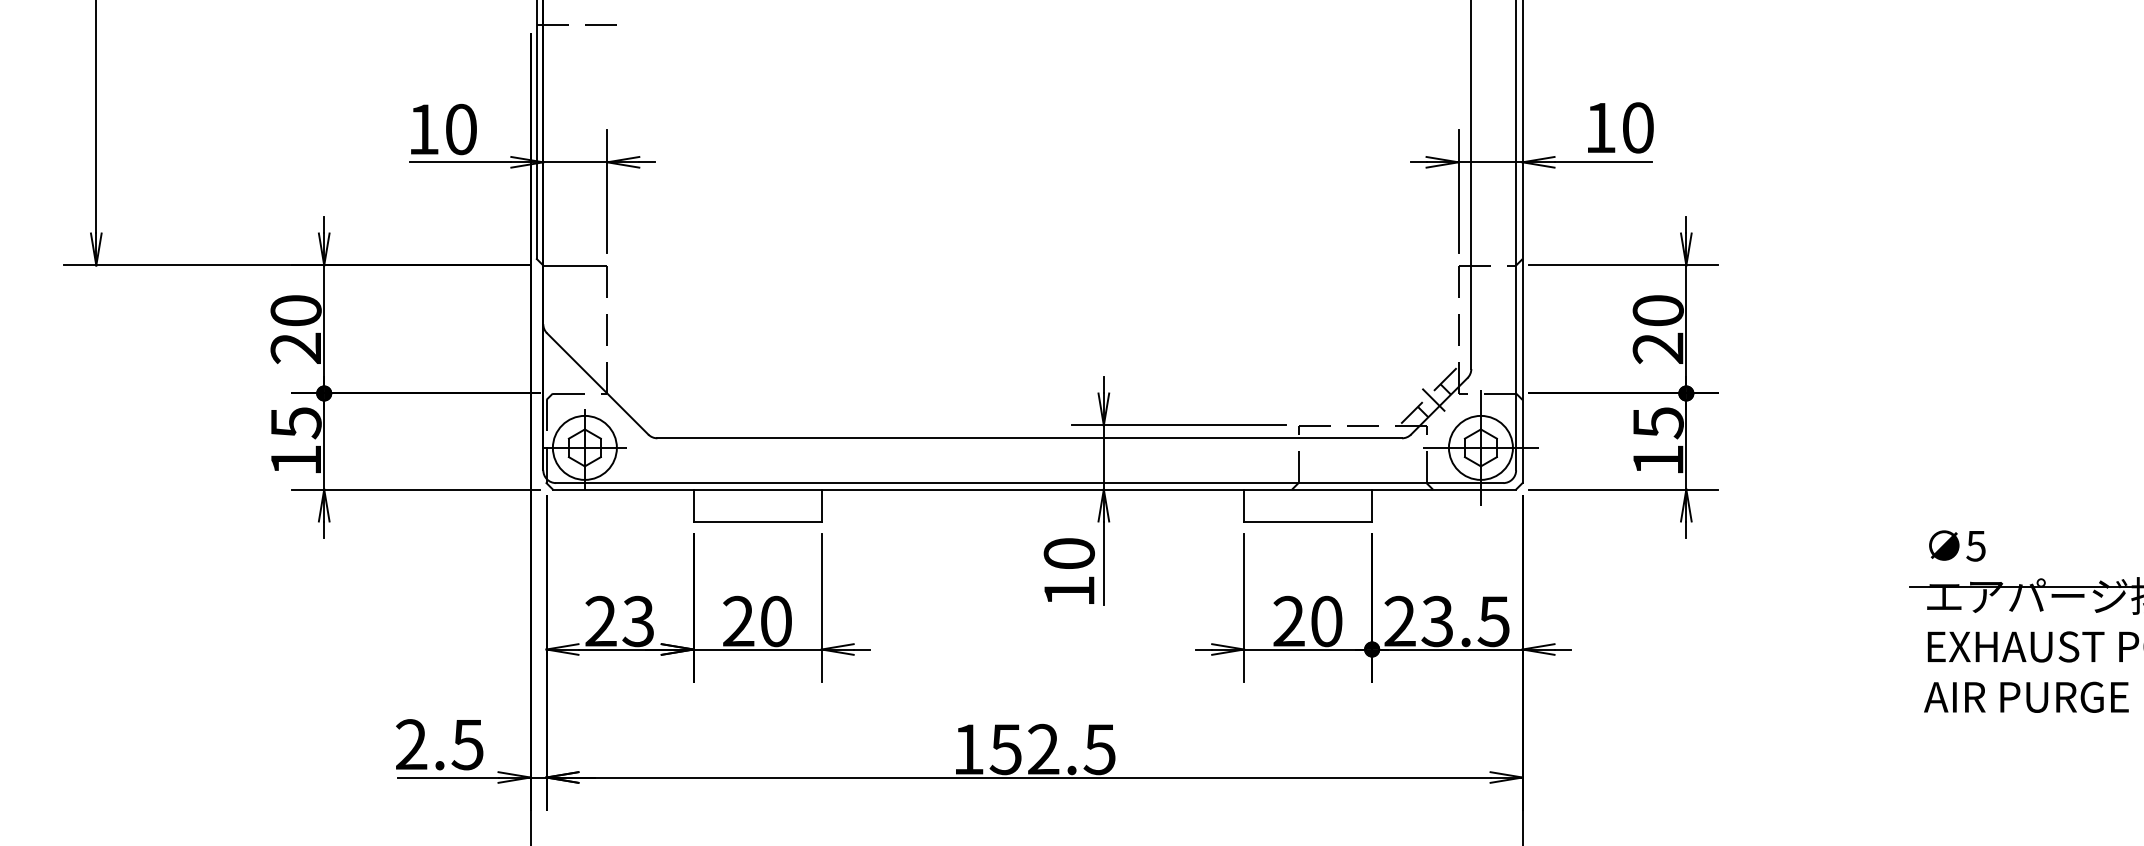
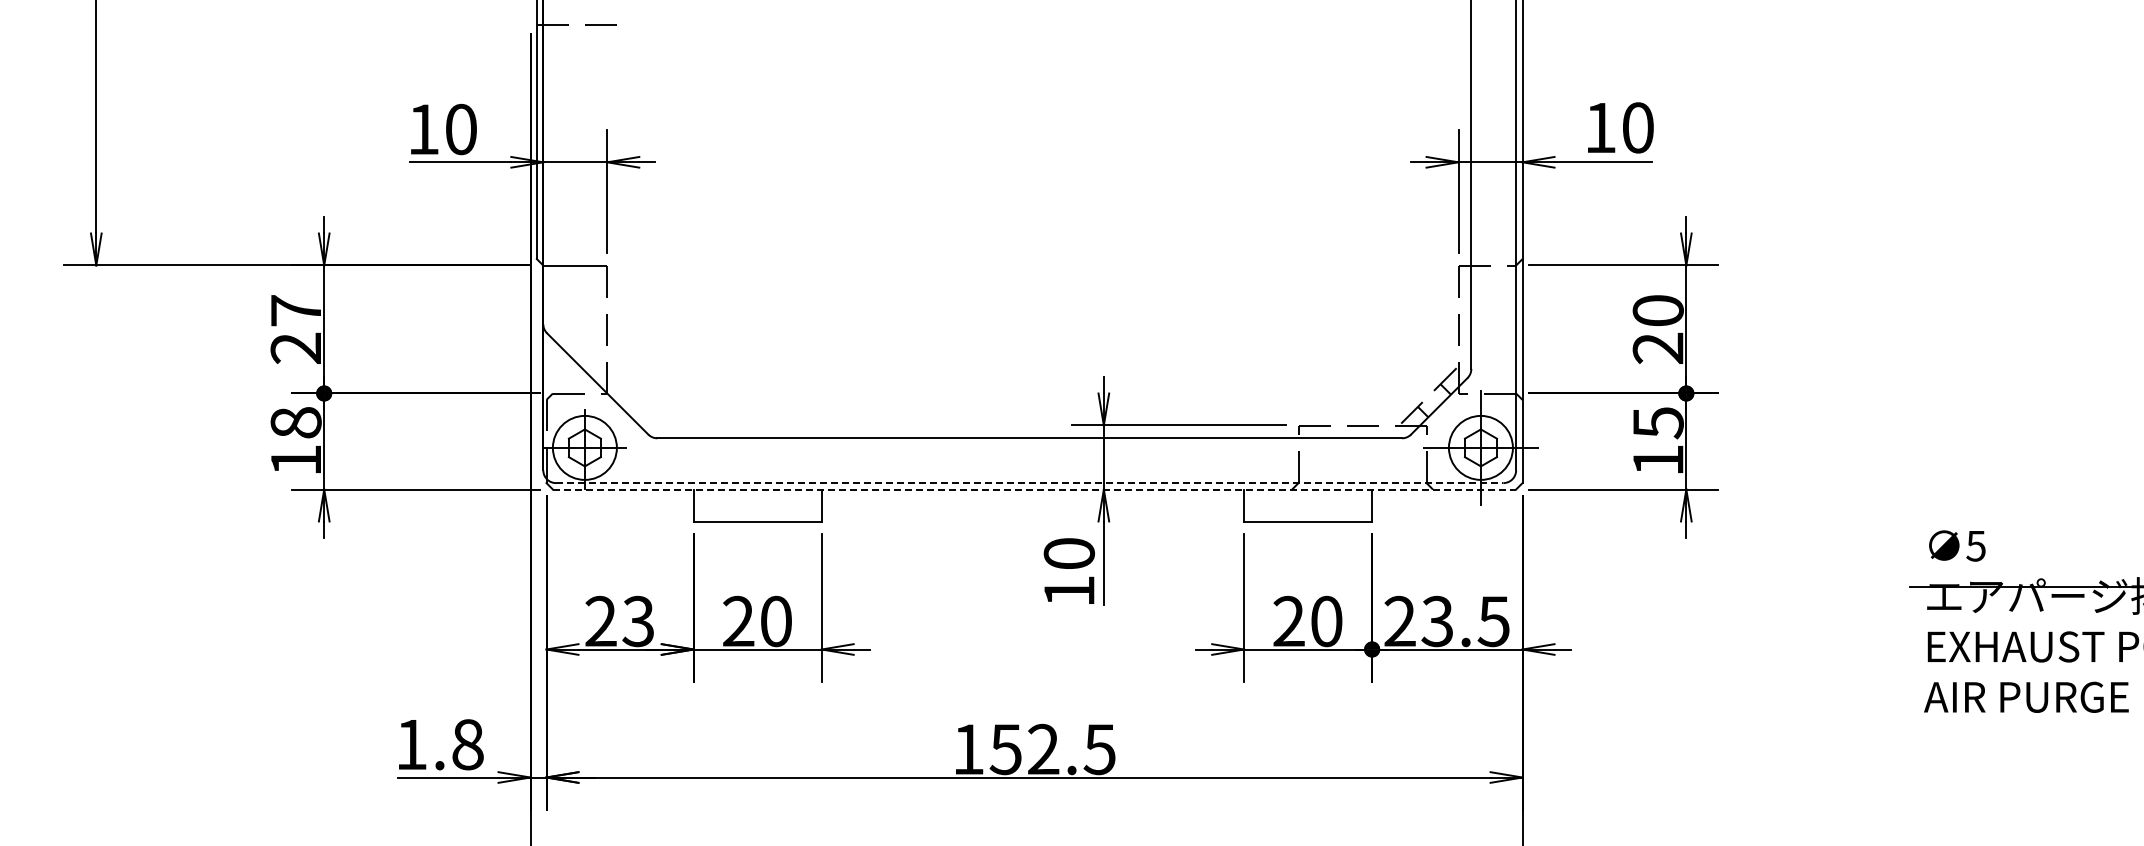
text: 20 -> 27 (295, 310)
line: present -> none (1433, 399)
text: 15 -> 18 (295, 423)
line: solid -> dashed (1029, 483)
line: solid -> dashed (1034, 489)
text: 2.5 -> 1.8 (439, 744)
